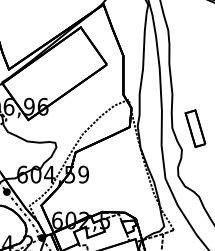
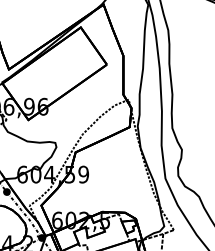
part: present -> none (195, 128)
